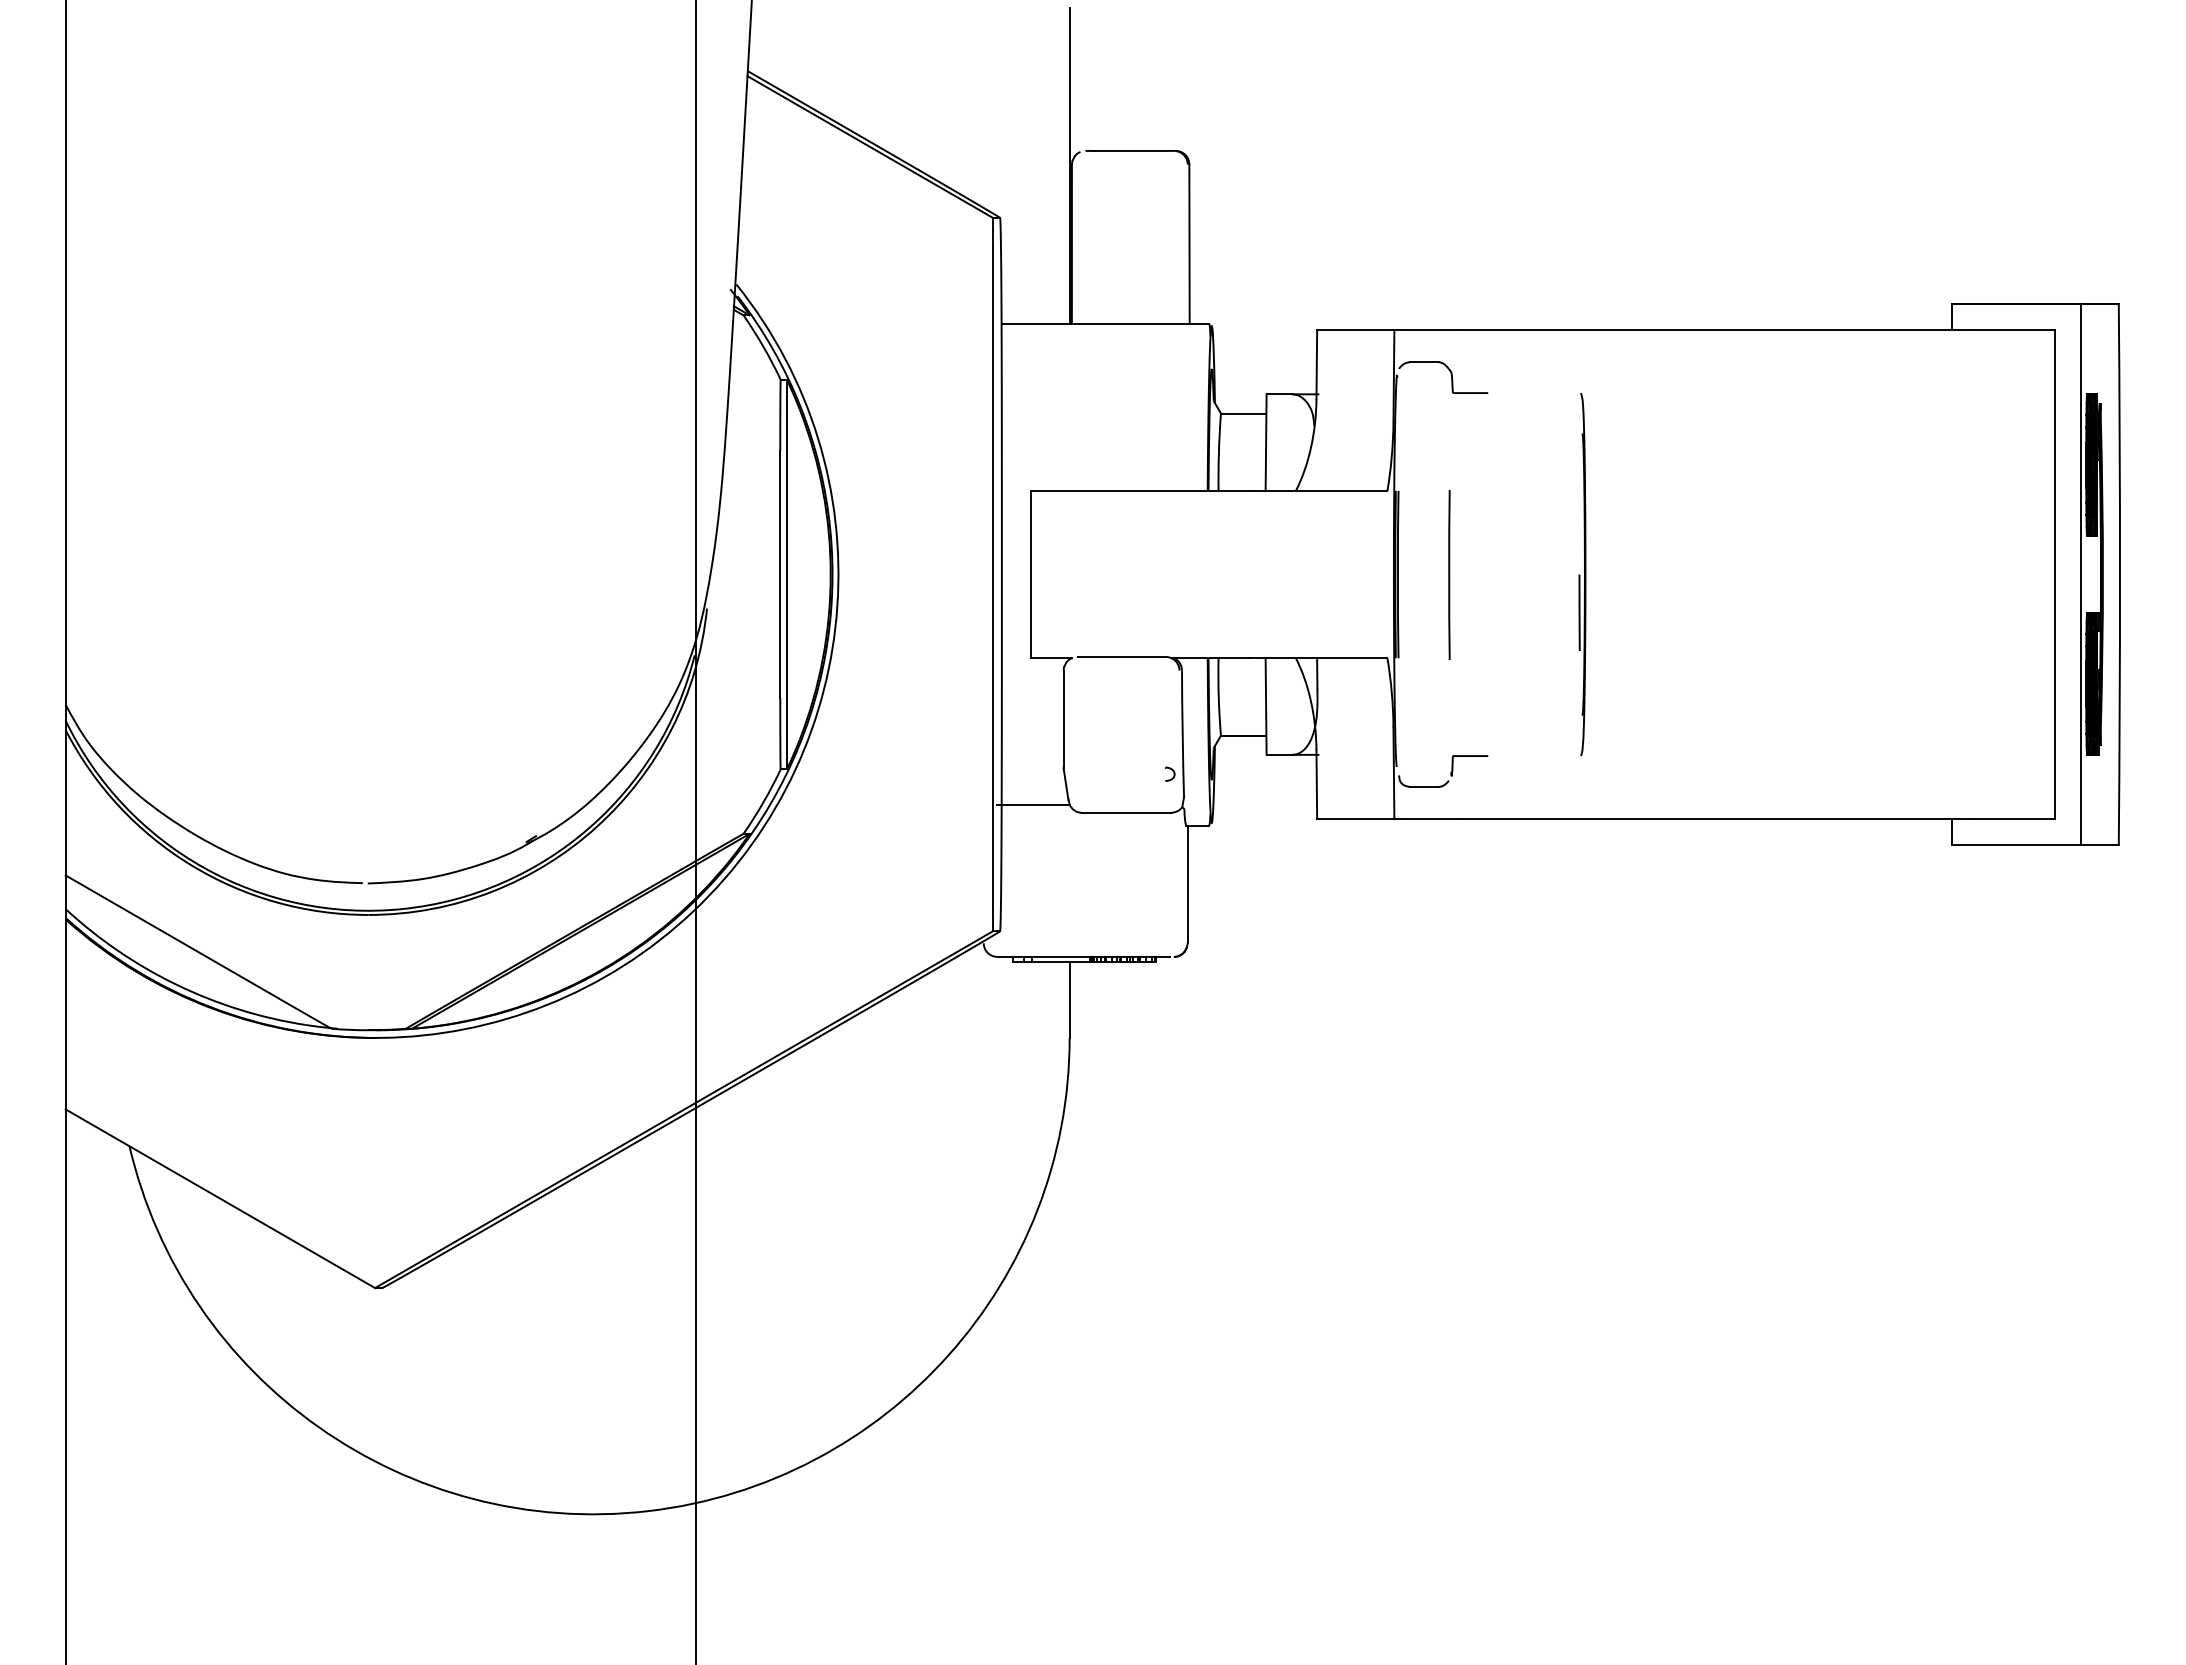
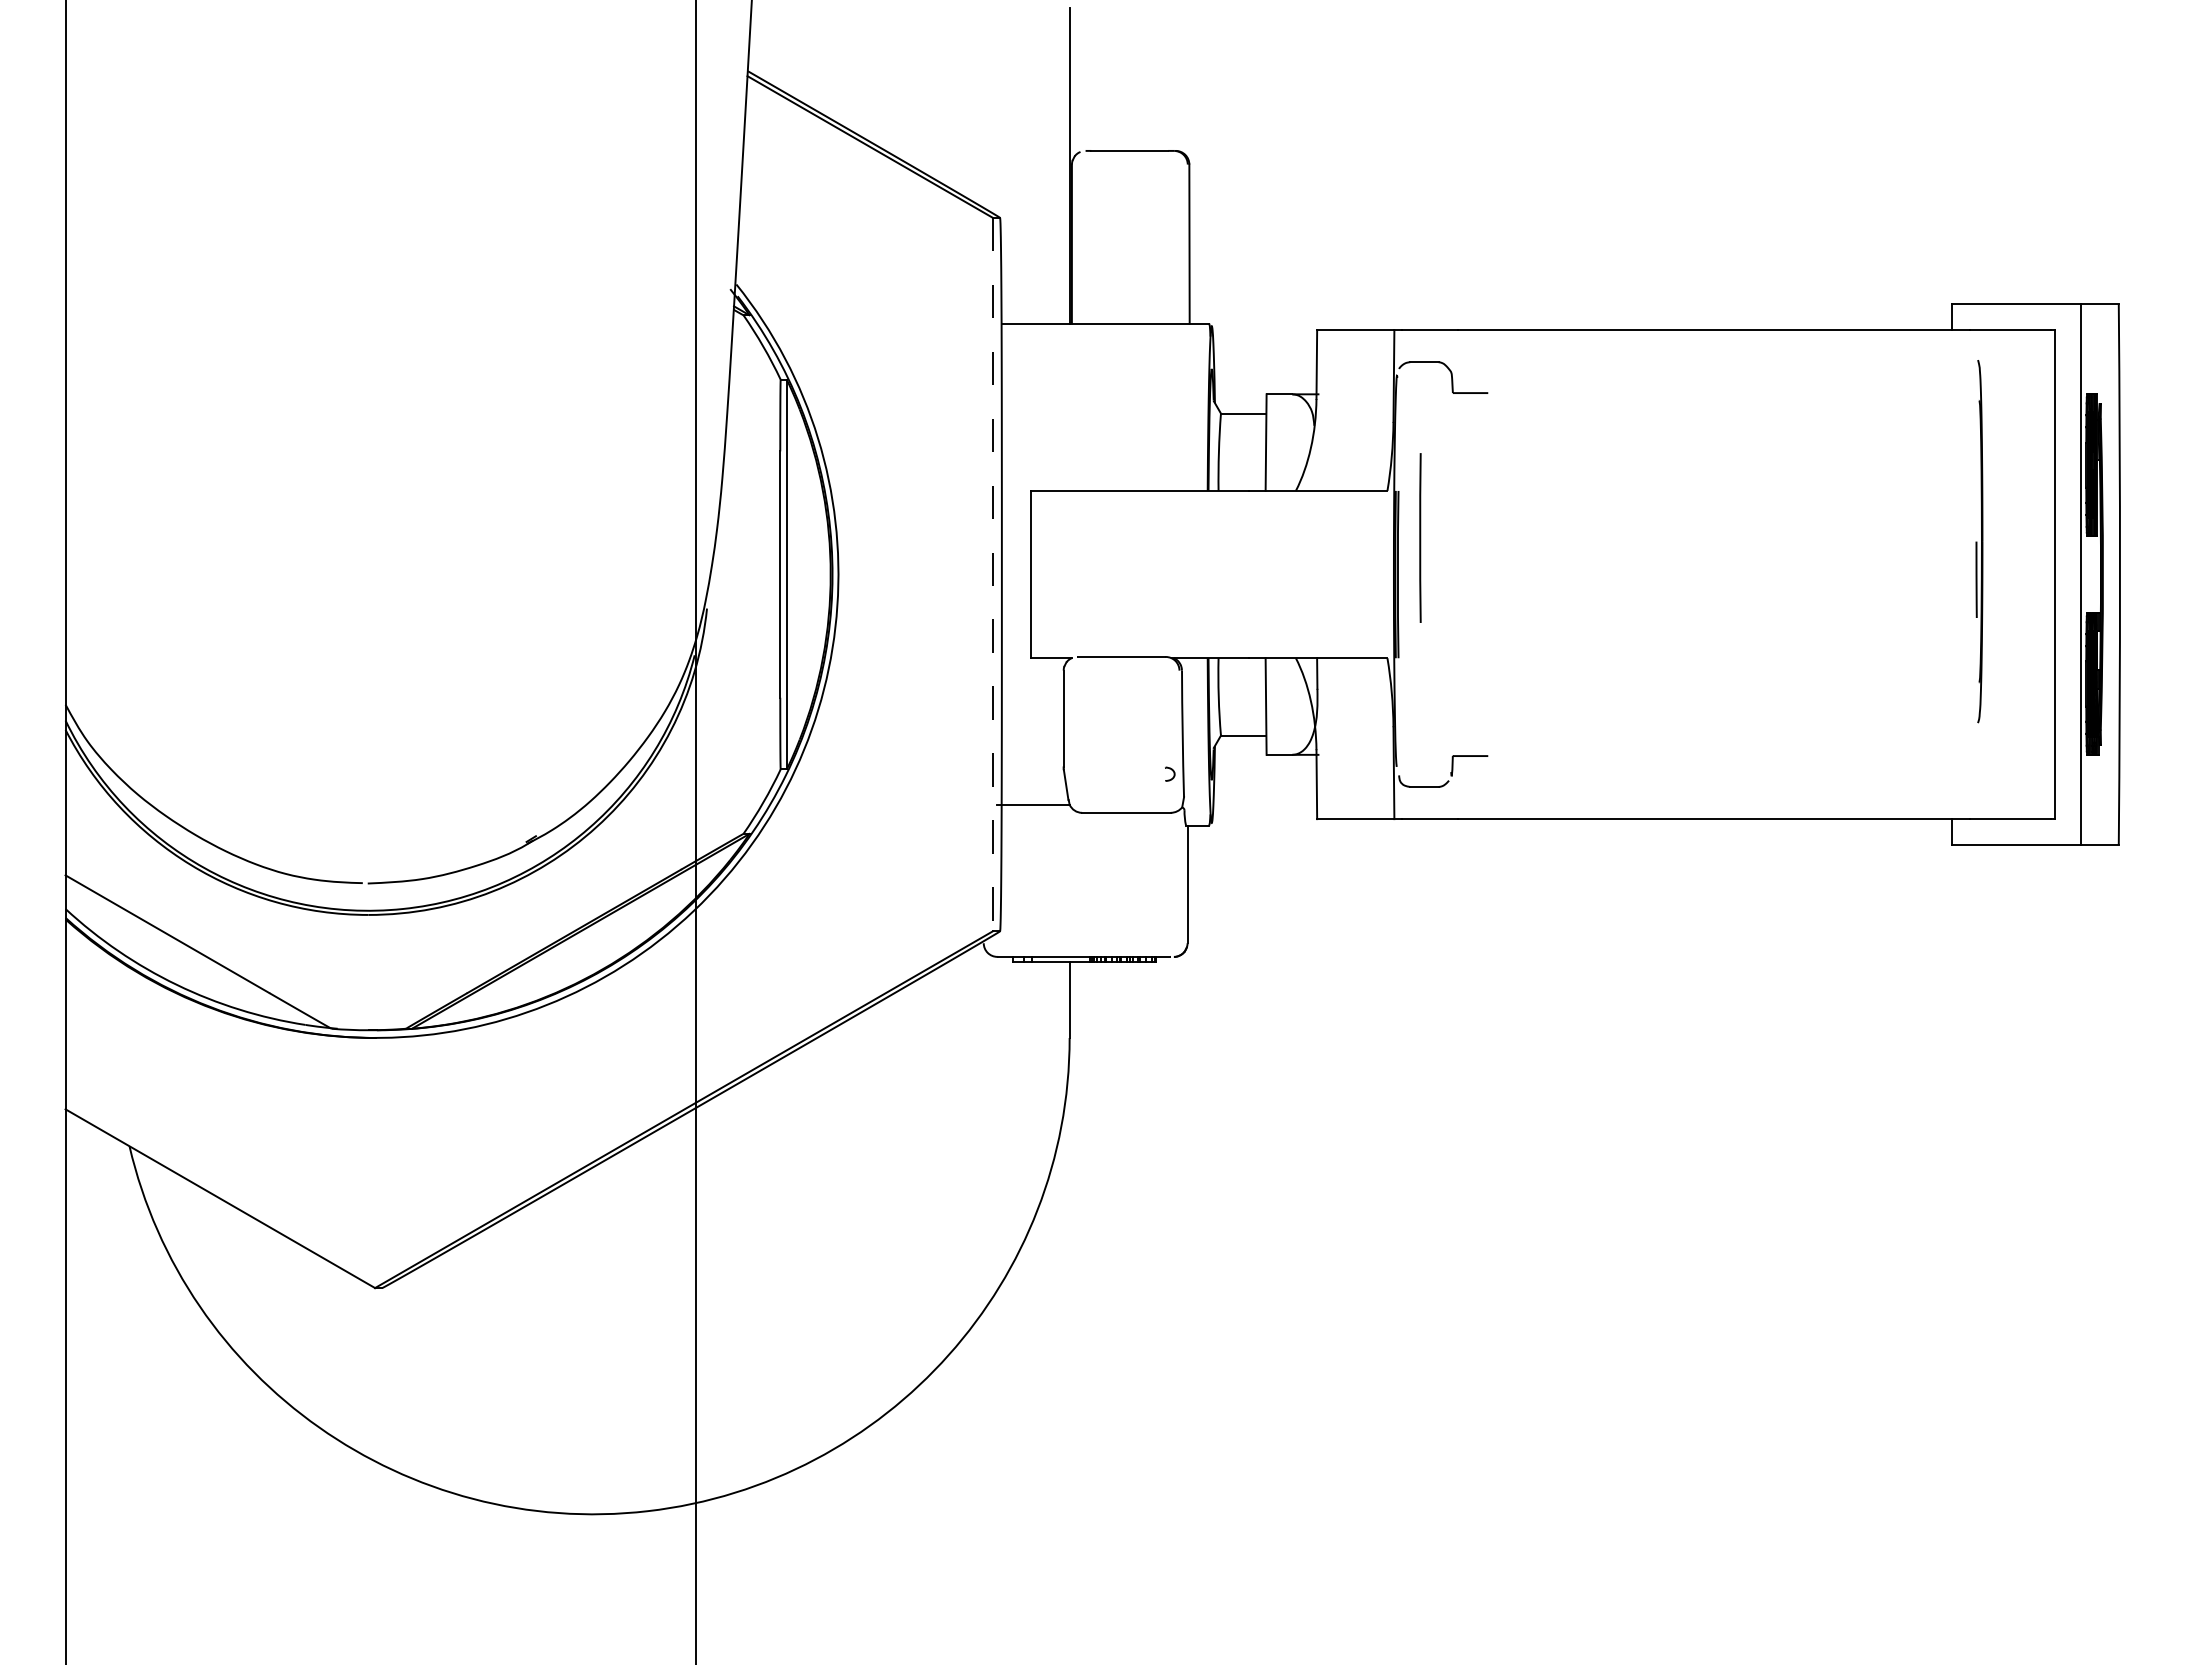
line: solid -> dashed (992, 574)
line position: (1449, 574) -> (1420, 537) (1420, 537)
part position: (1582, 574) -> (1979, 541) (1979, 541)
